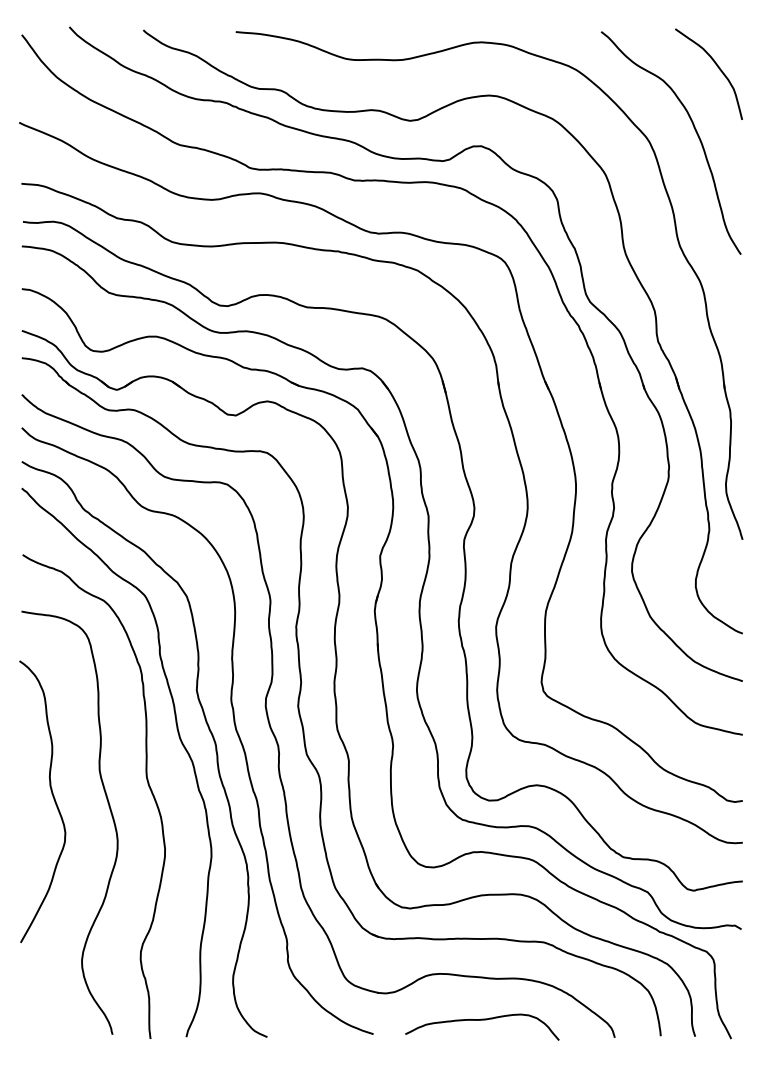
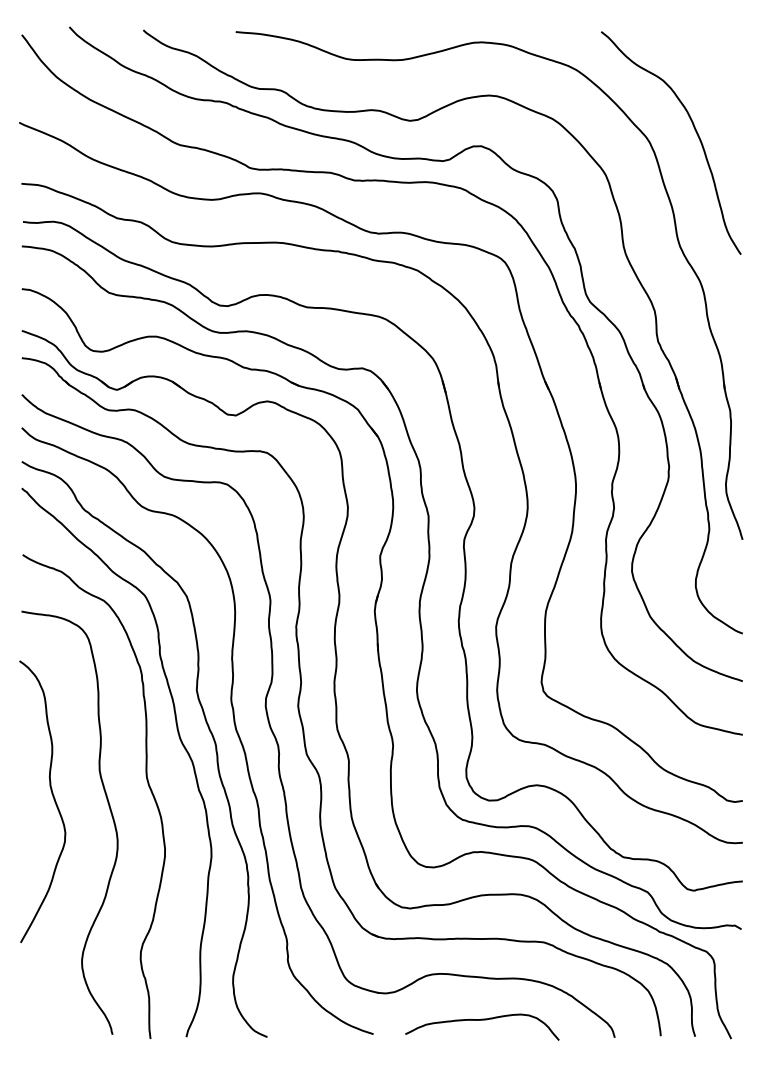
curve: present -> none (717, 67)
